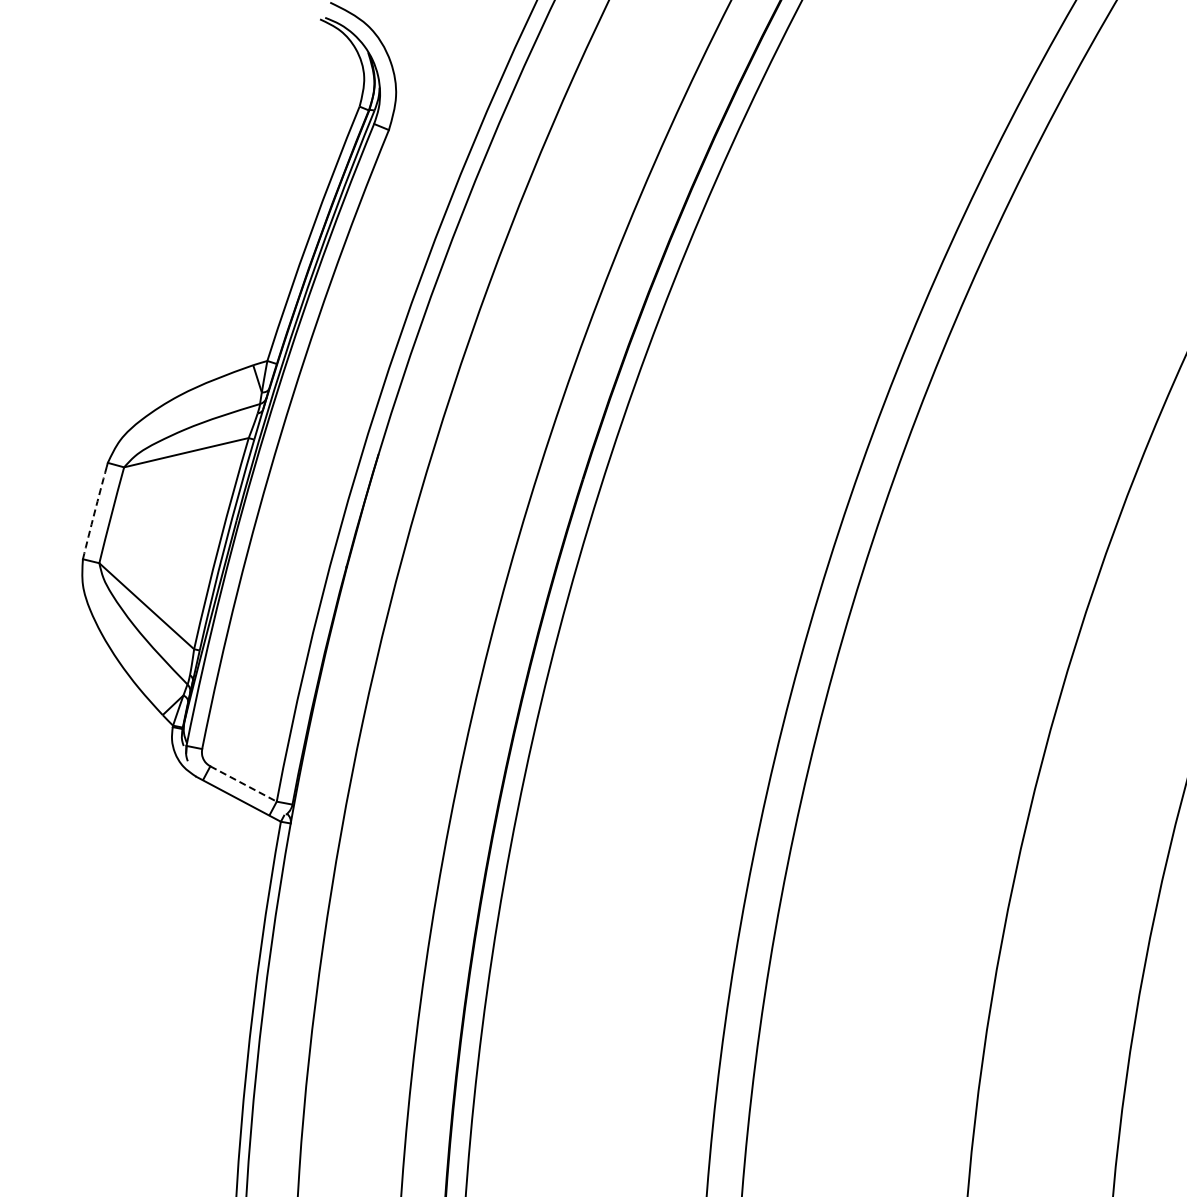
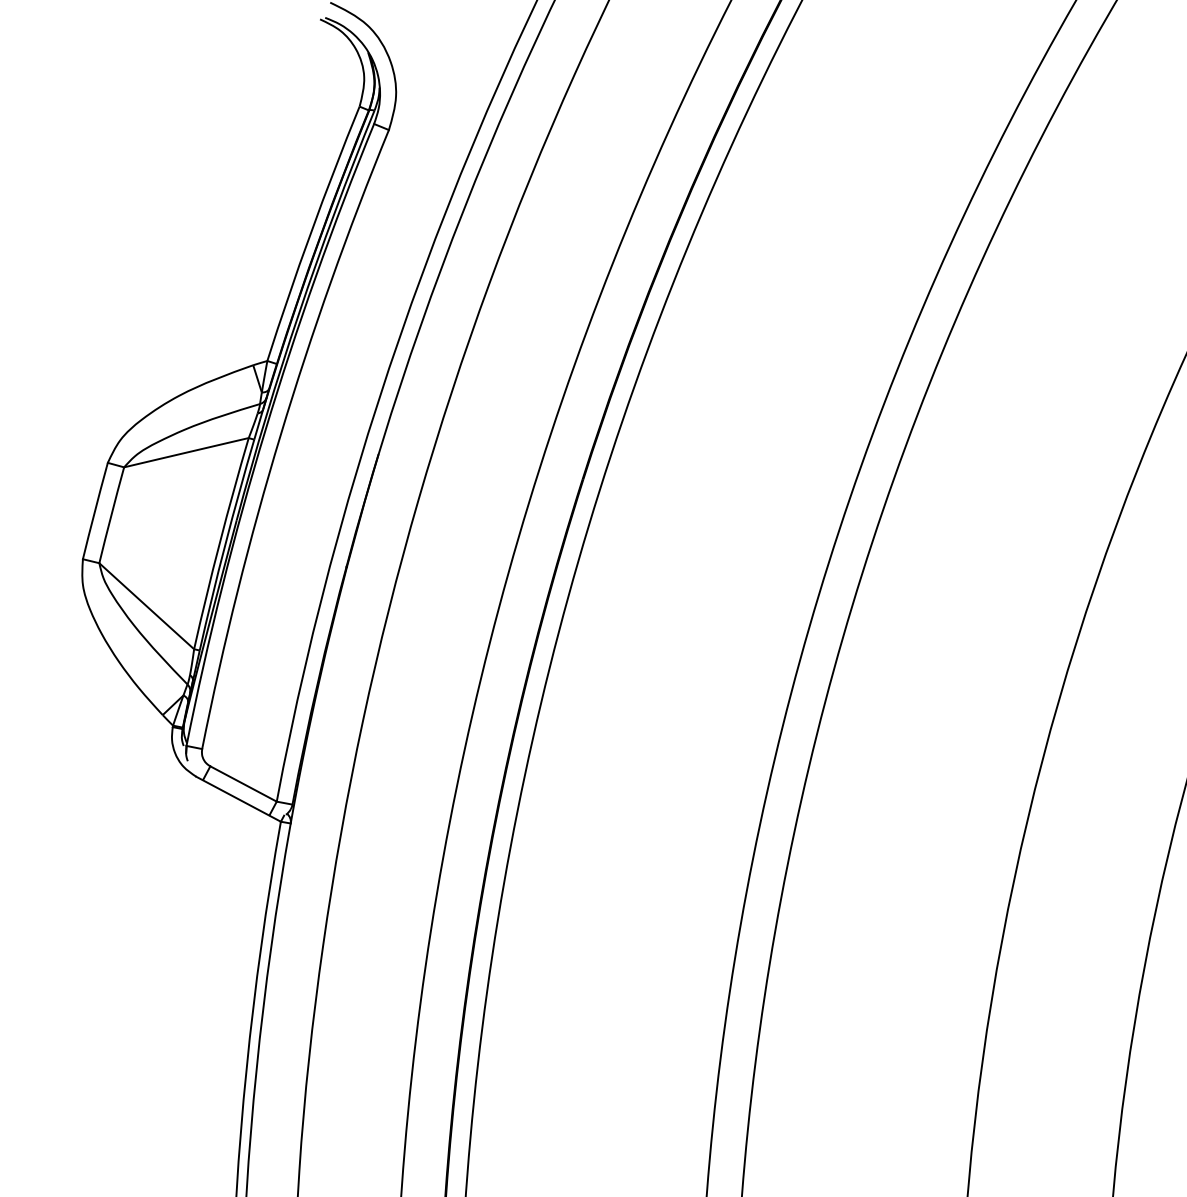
arc: dashed -> solid (94, 513)
line: dashed -> solid (243, 784)
